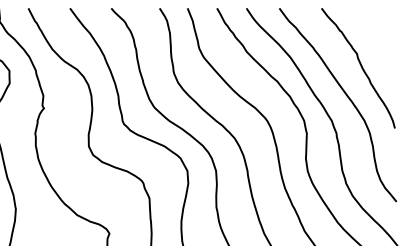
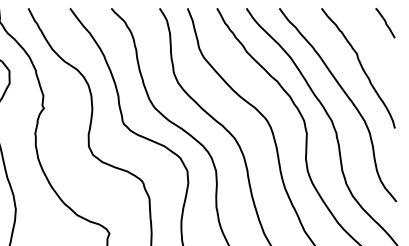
line: none -> present (385, 23)
